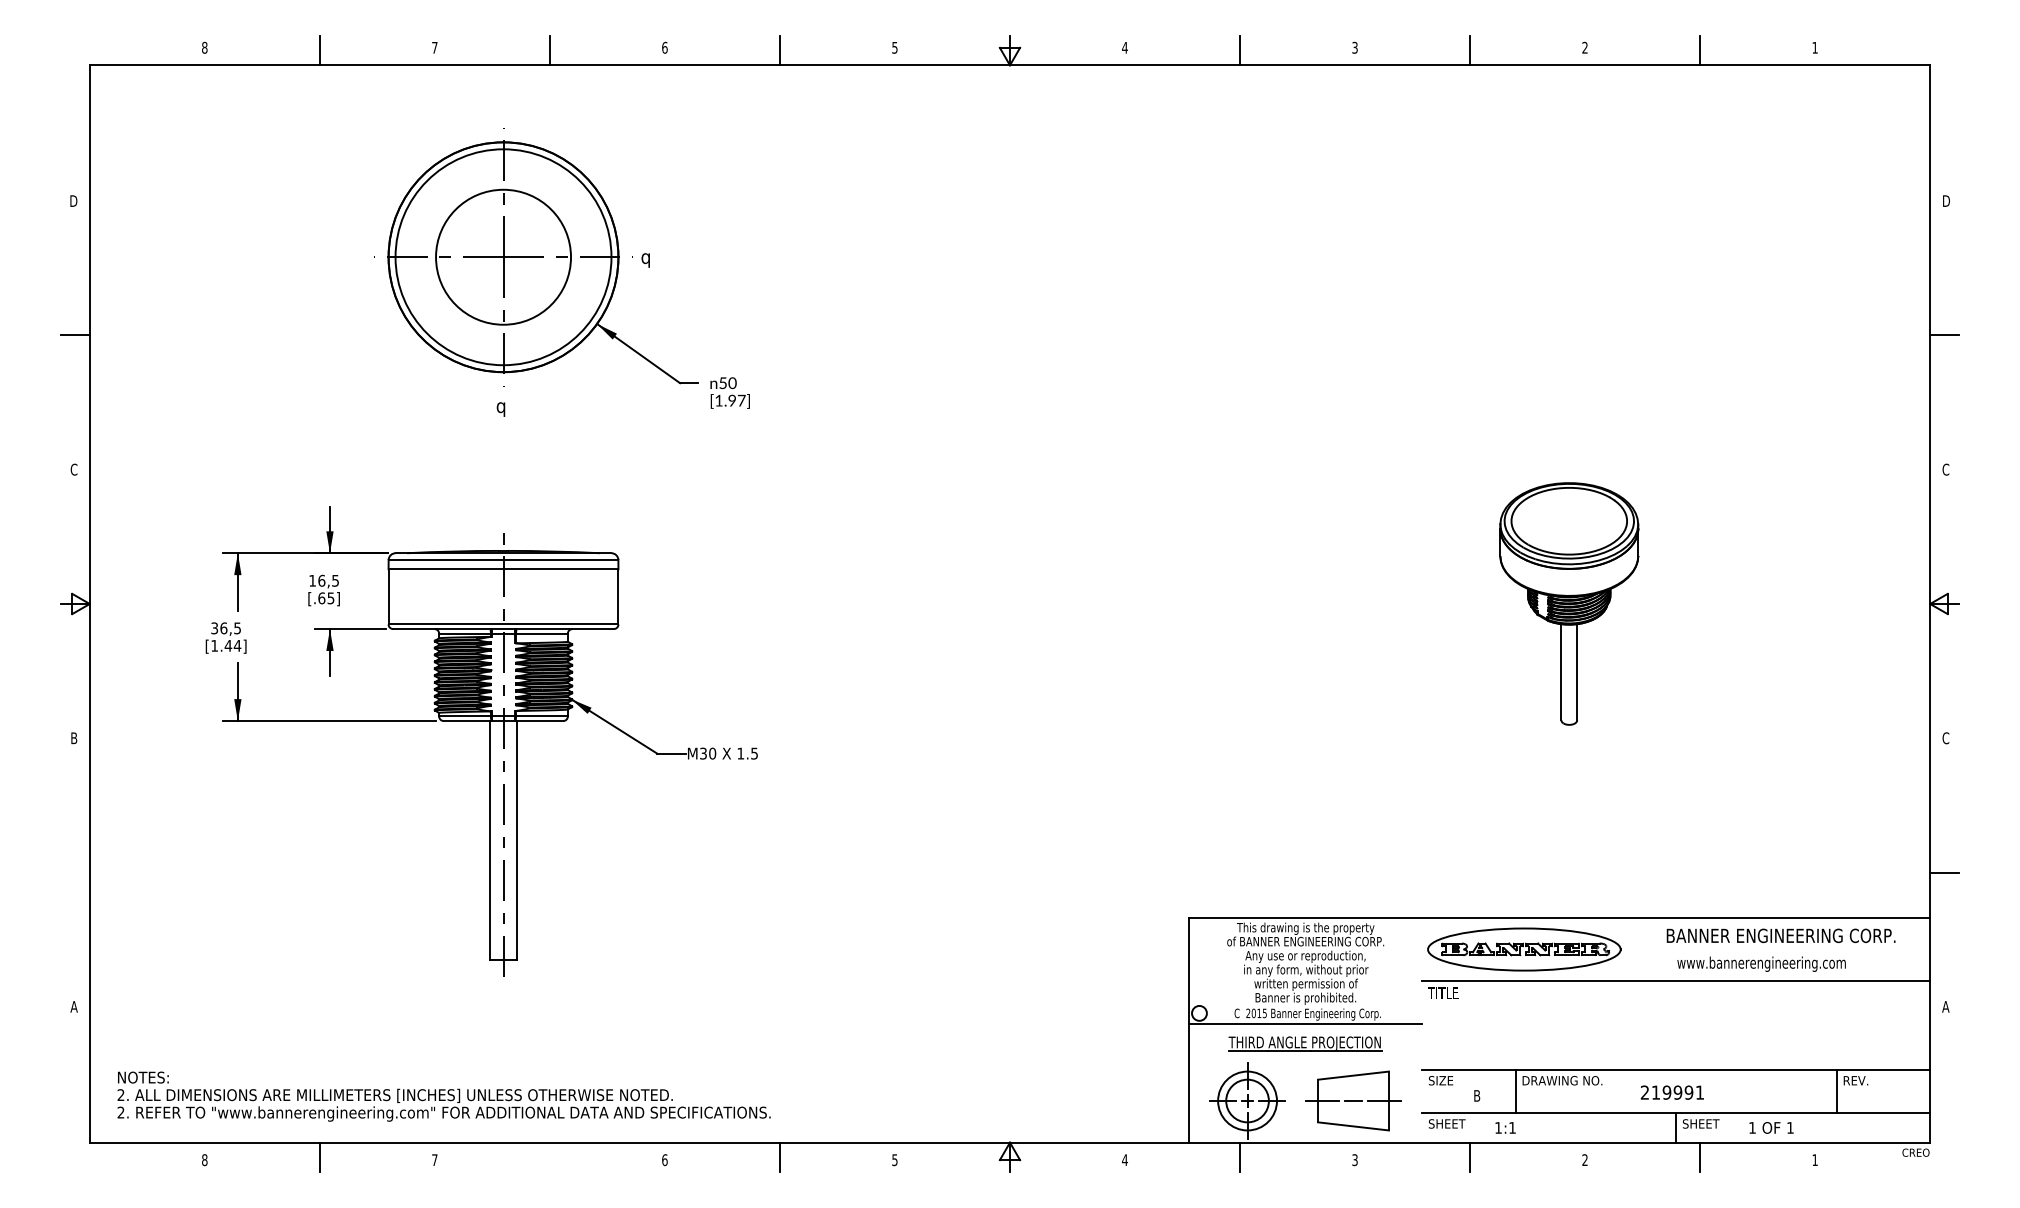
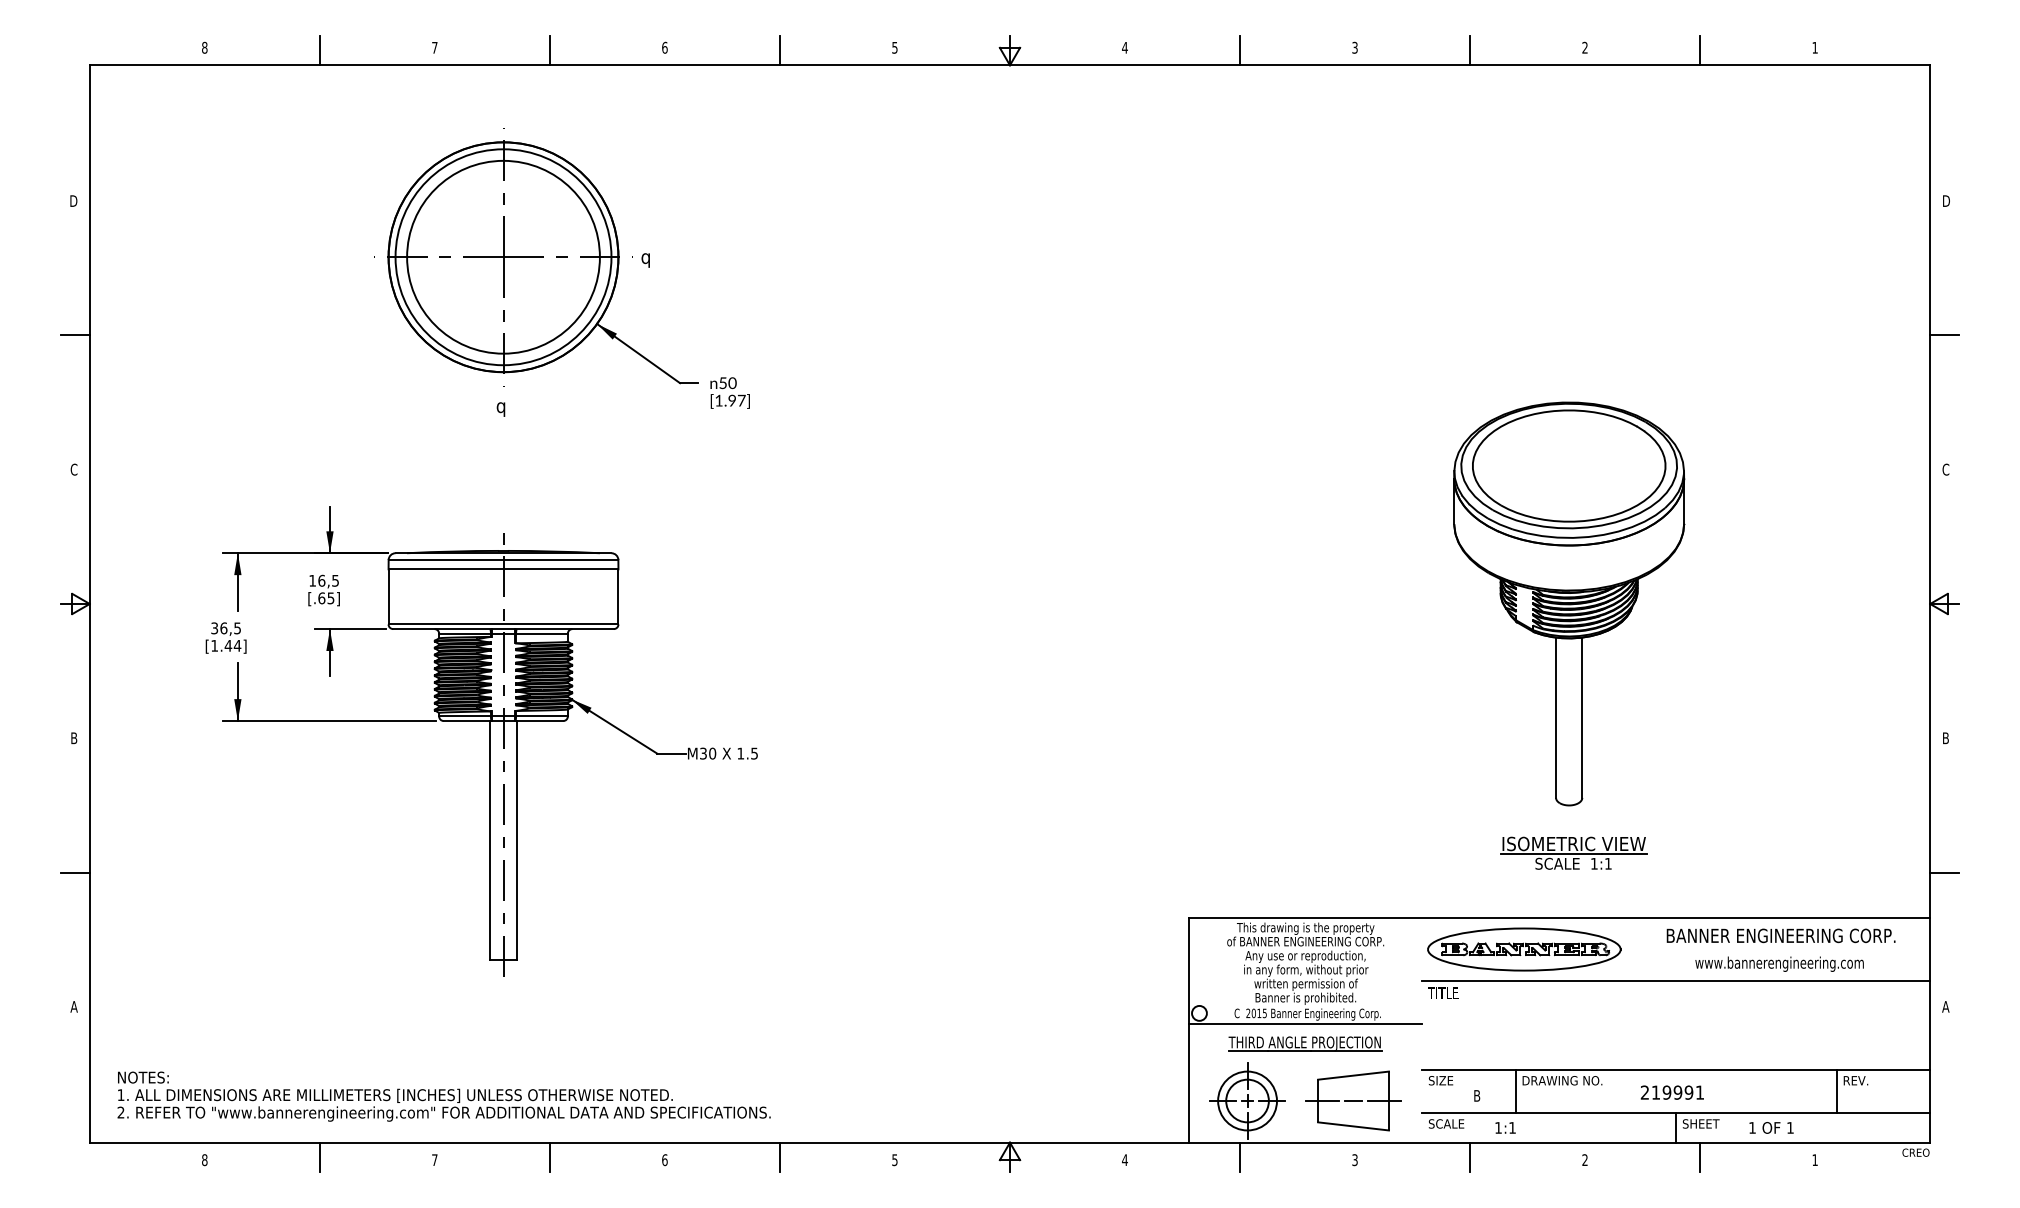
circle diameter: 135 px -> 193 px (503, 256)
part size: 141x244 px -> 233x406 px (1569, 603)
text: C -> B (1945, 738)
part: none -> present (1573, 852)
line: none -> present (74, 872)
text position: (1761, 963) -> (1779, 963) (1779, 963)
text: 2. -> 1. (120, 1094)
text: SHEET -> SCALE (1450, 1123)
line: none -> present (549, 1156)
